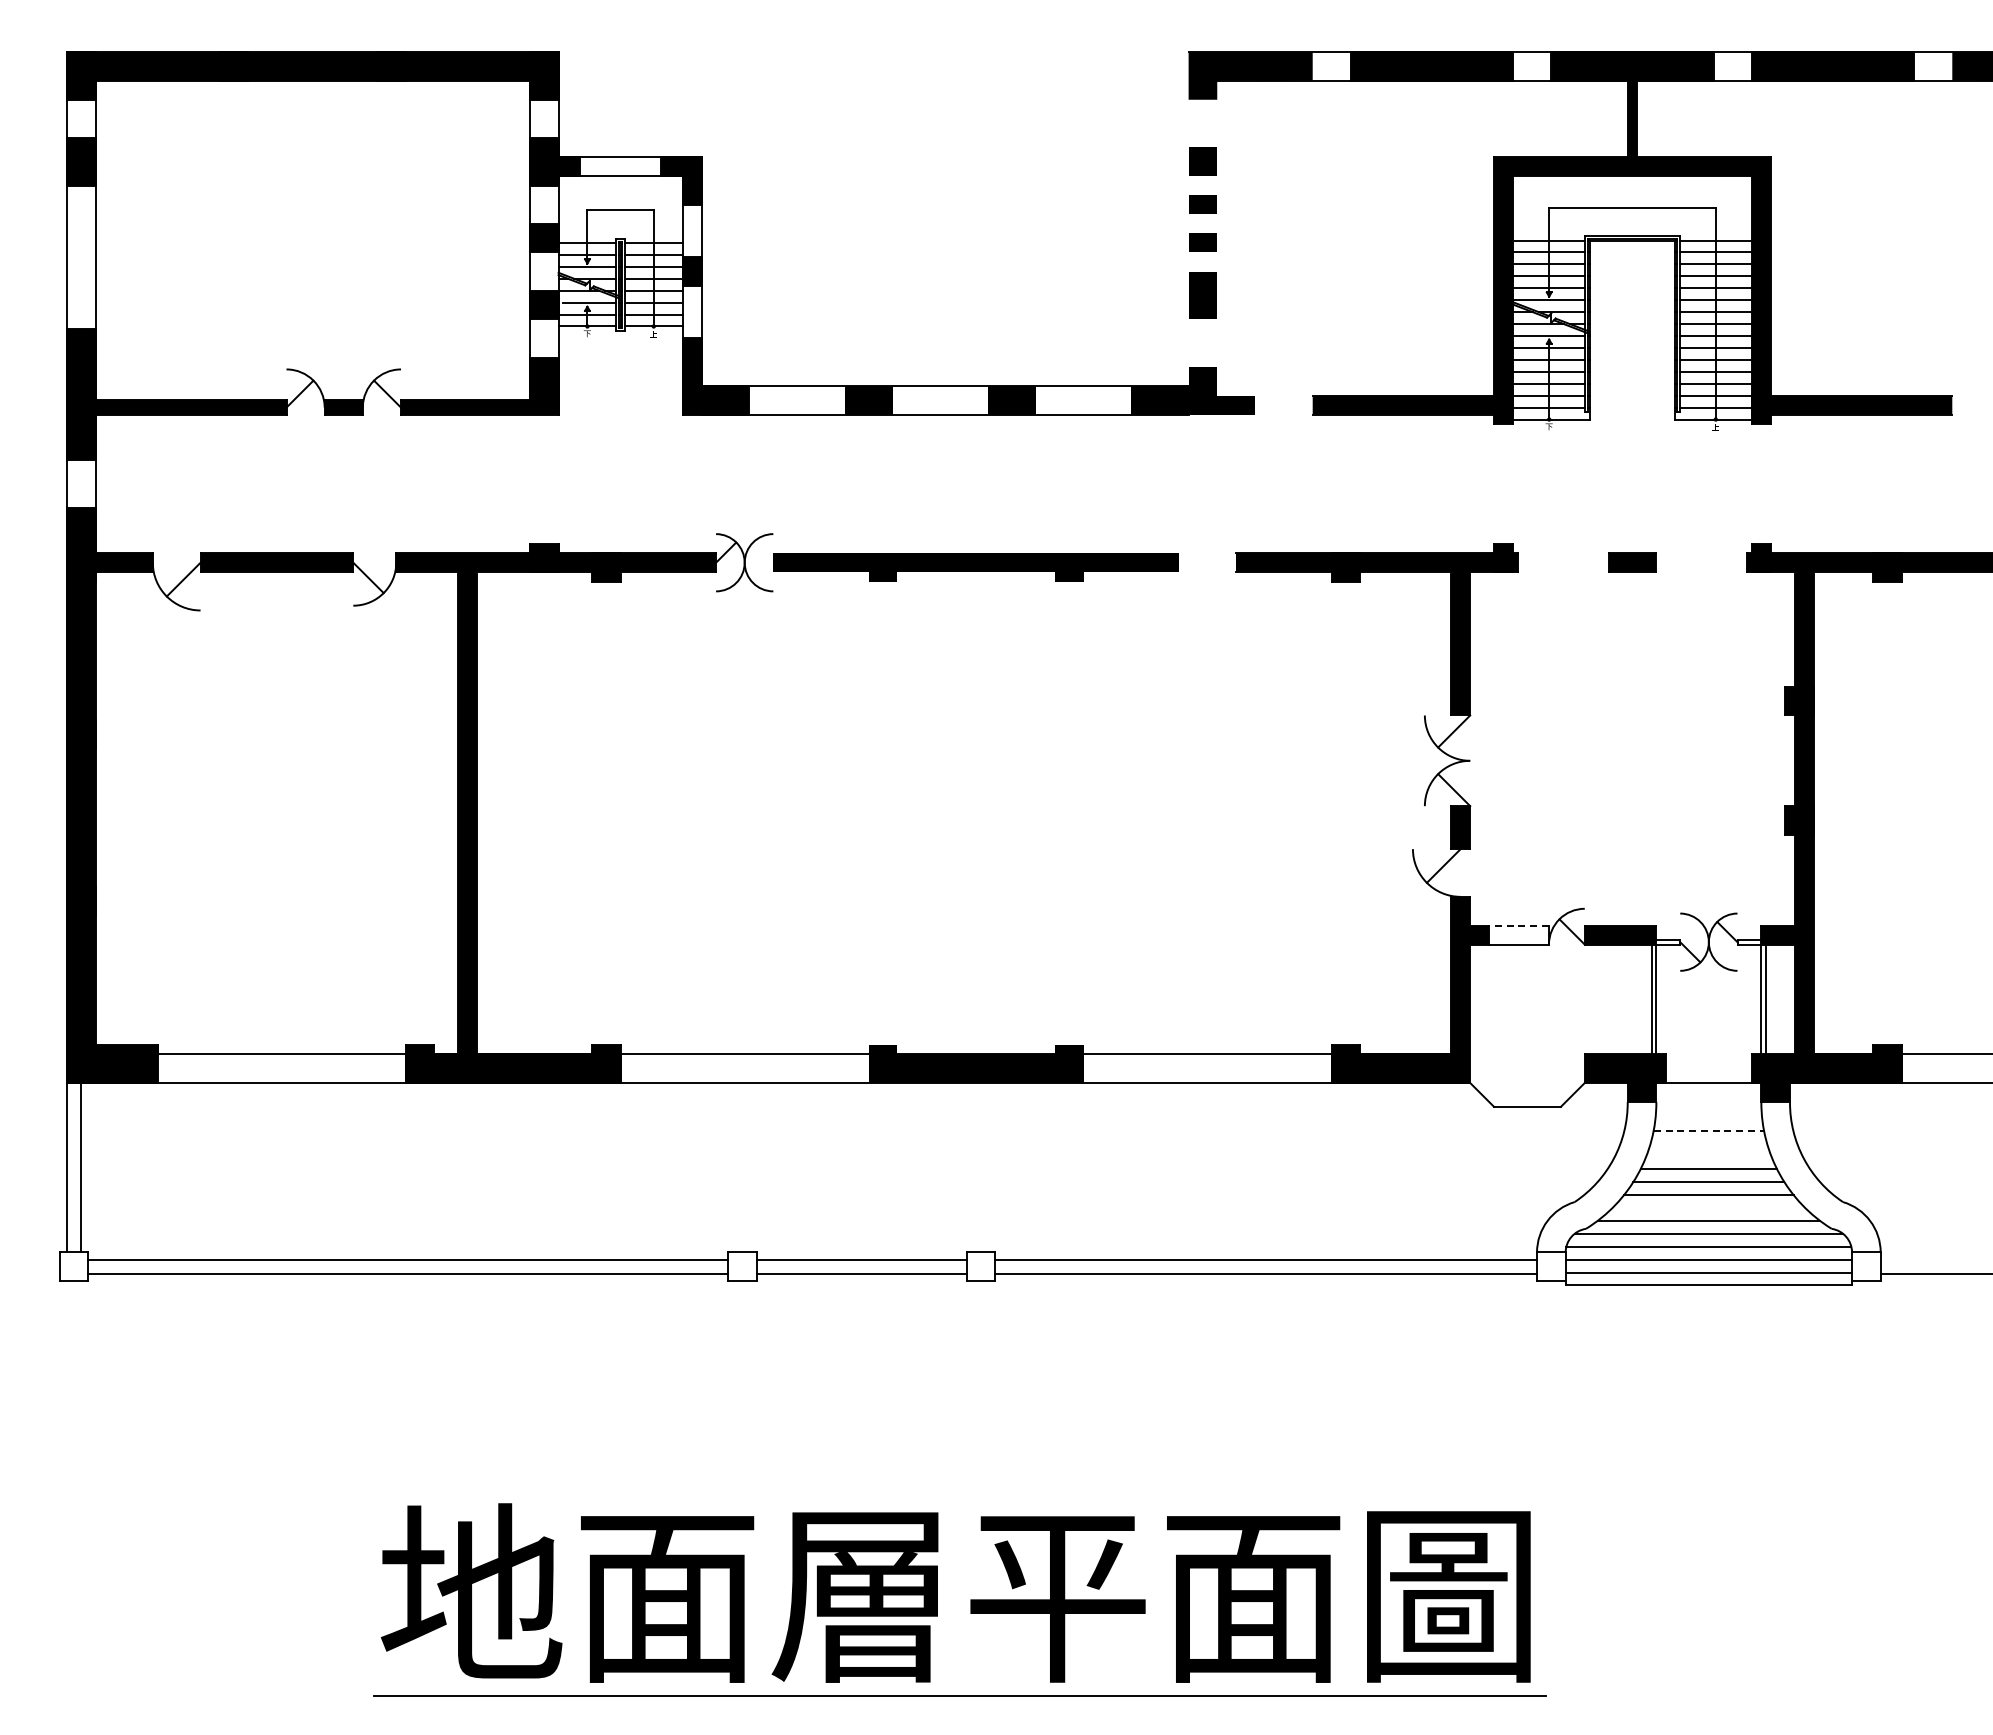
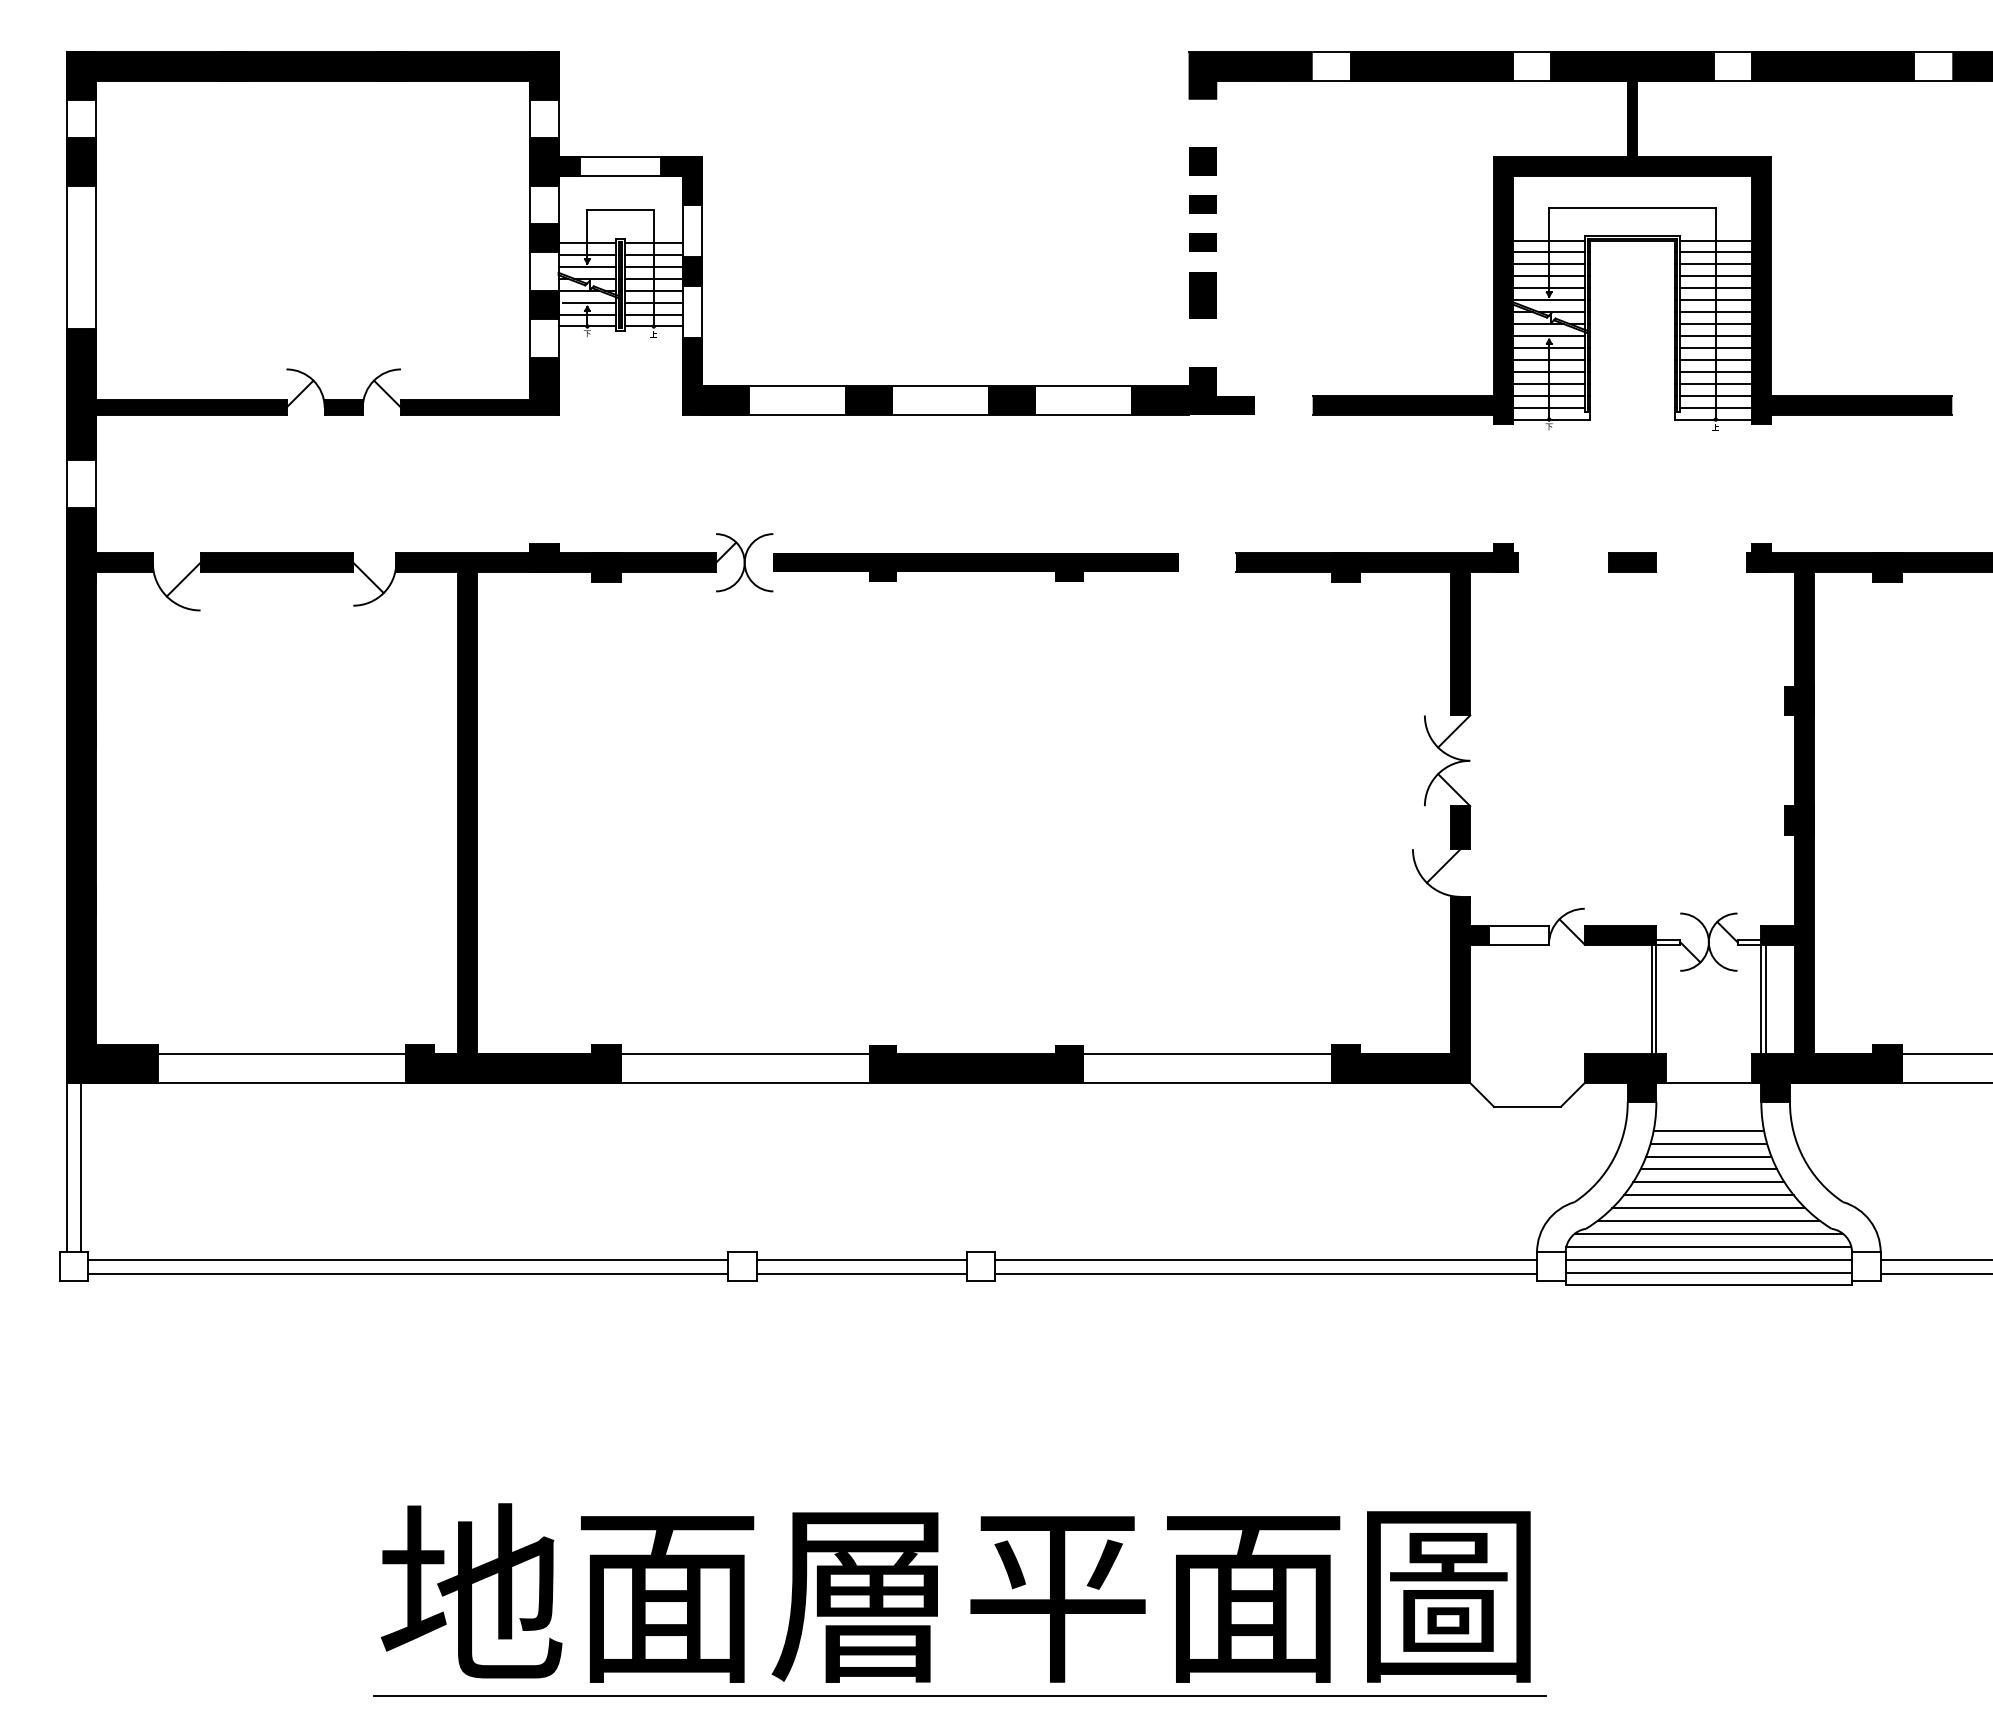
line: dashed -> solid (1519, 925)
line: dashed -> solid (1709, 1130)
line: none -> present (1708, 1143)
line: none -> present (1708, 1156)
line: none -> present (1708, 1208)
line: none -> present (1934, 1259)
